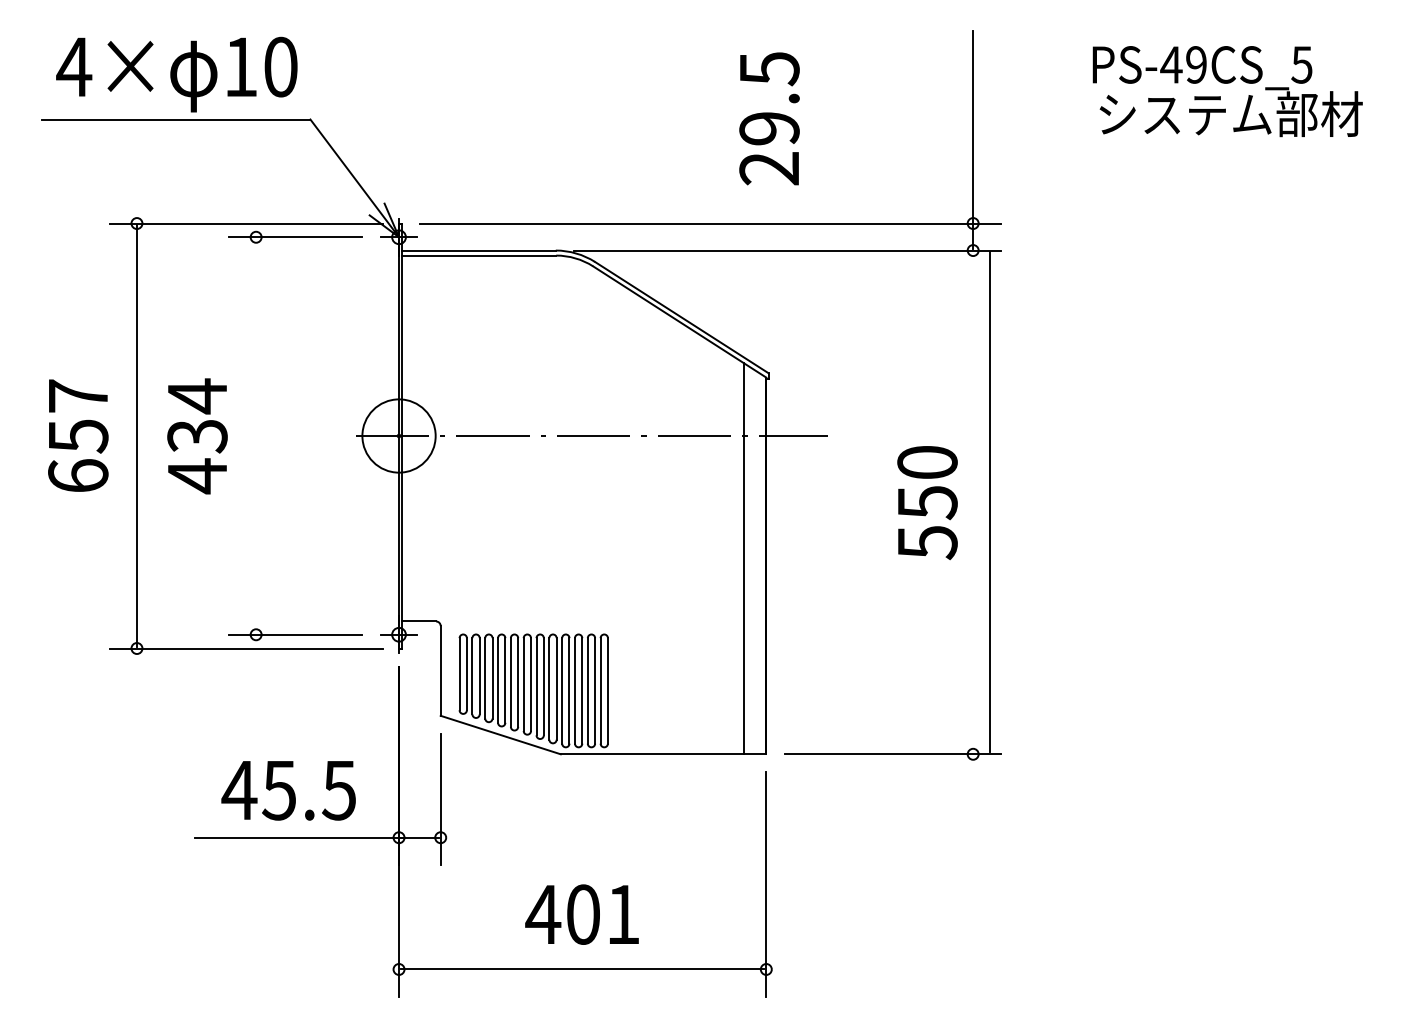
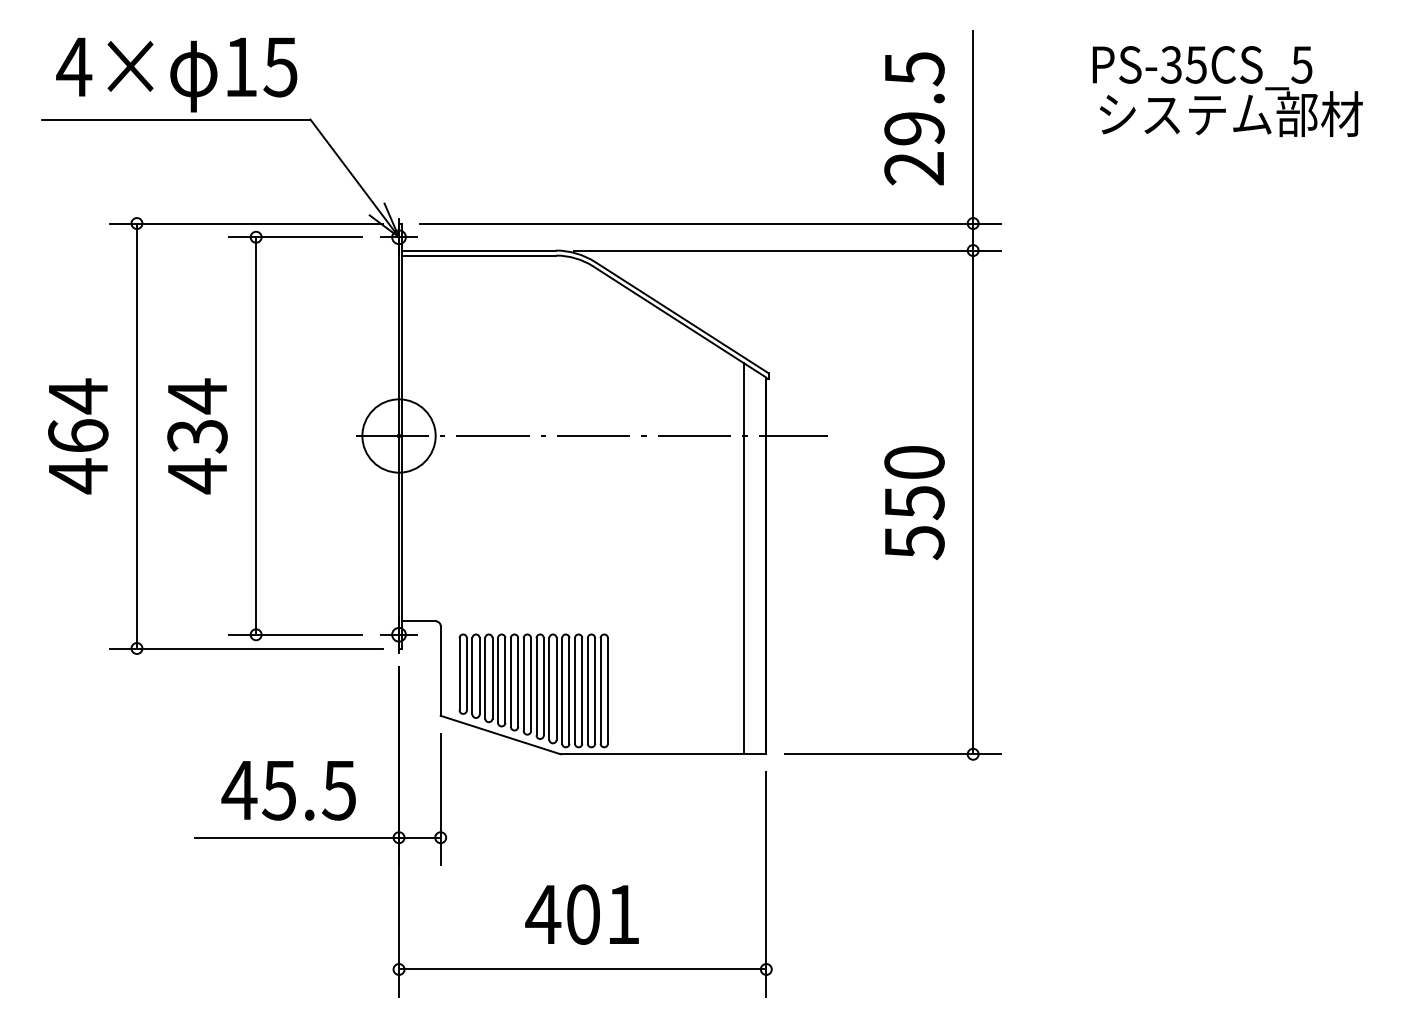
text: PS-49CS_5 -> PS-35CS_5 (1183, 64)
text: 10 -> 15 (280, 66)
text position: (769, 118) -> (914, 118) (914, 118)
line: none -> present (256, 435)
text: 657 -> 464 (78, 436)
line position: (990, 502) -> (973, 502) (973, 502)
text position: (927, 503) -> (914, 503) (914, 503)
